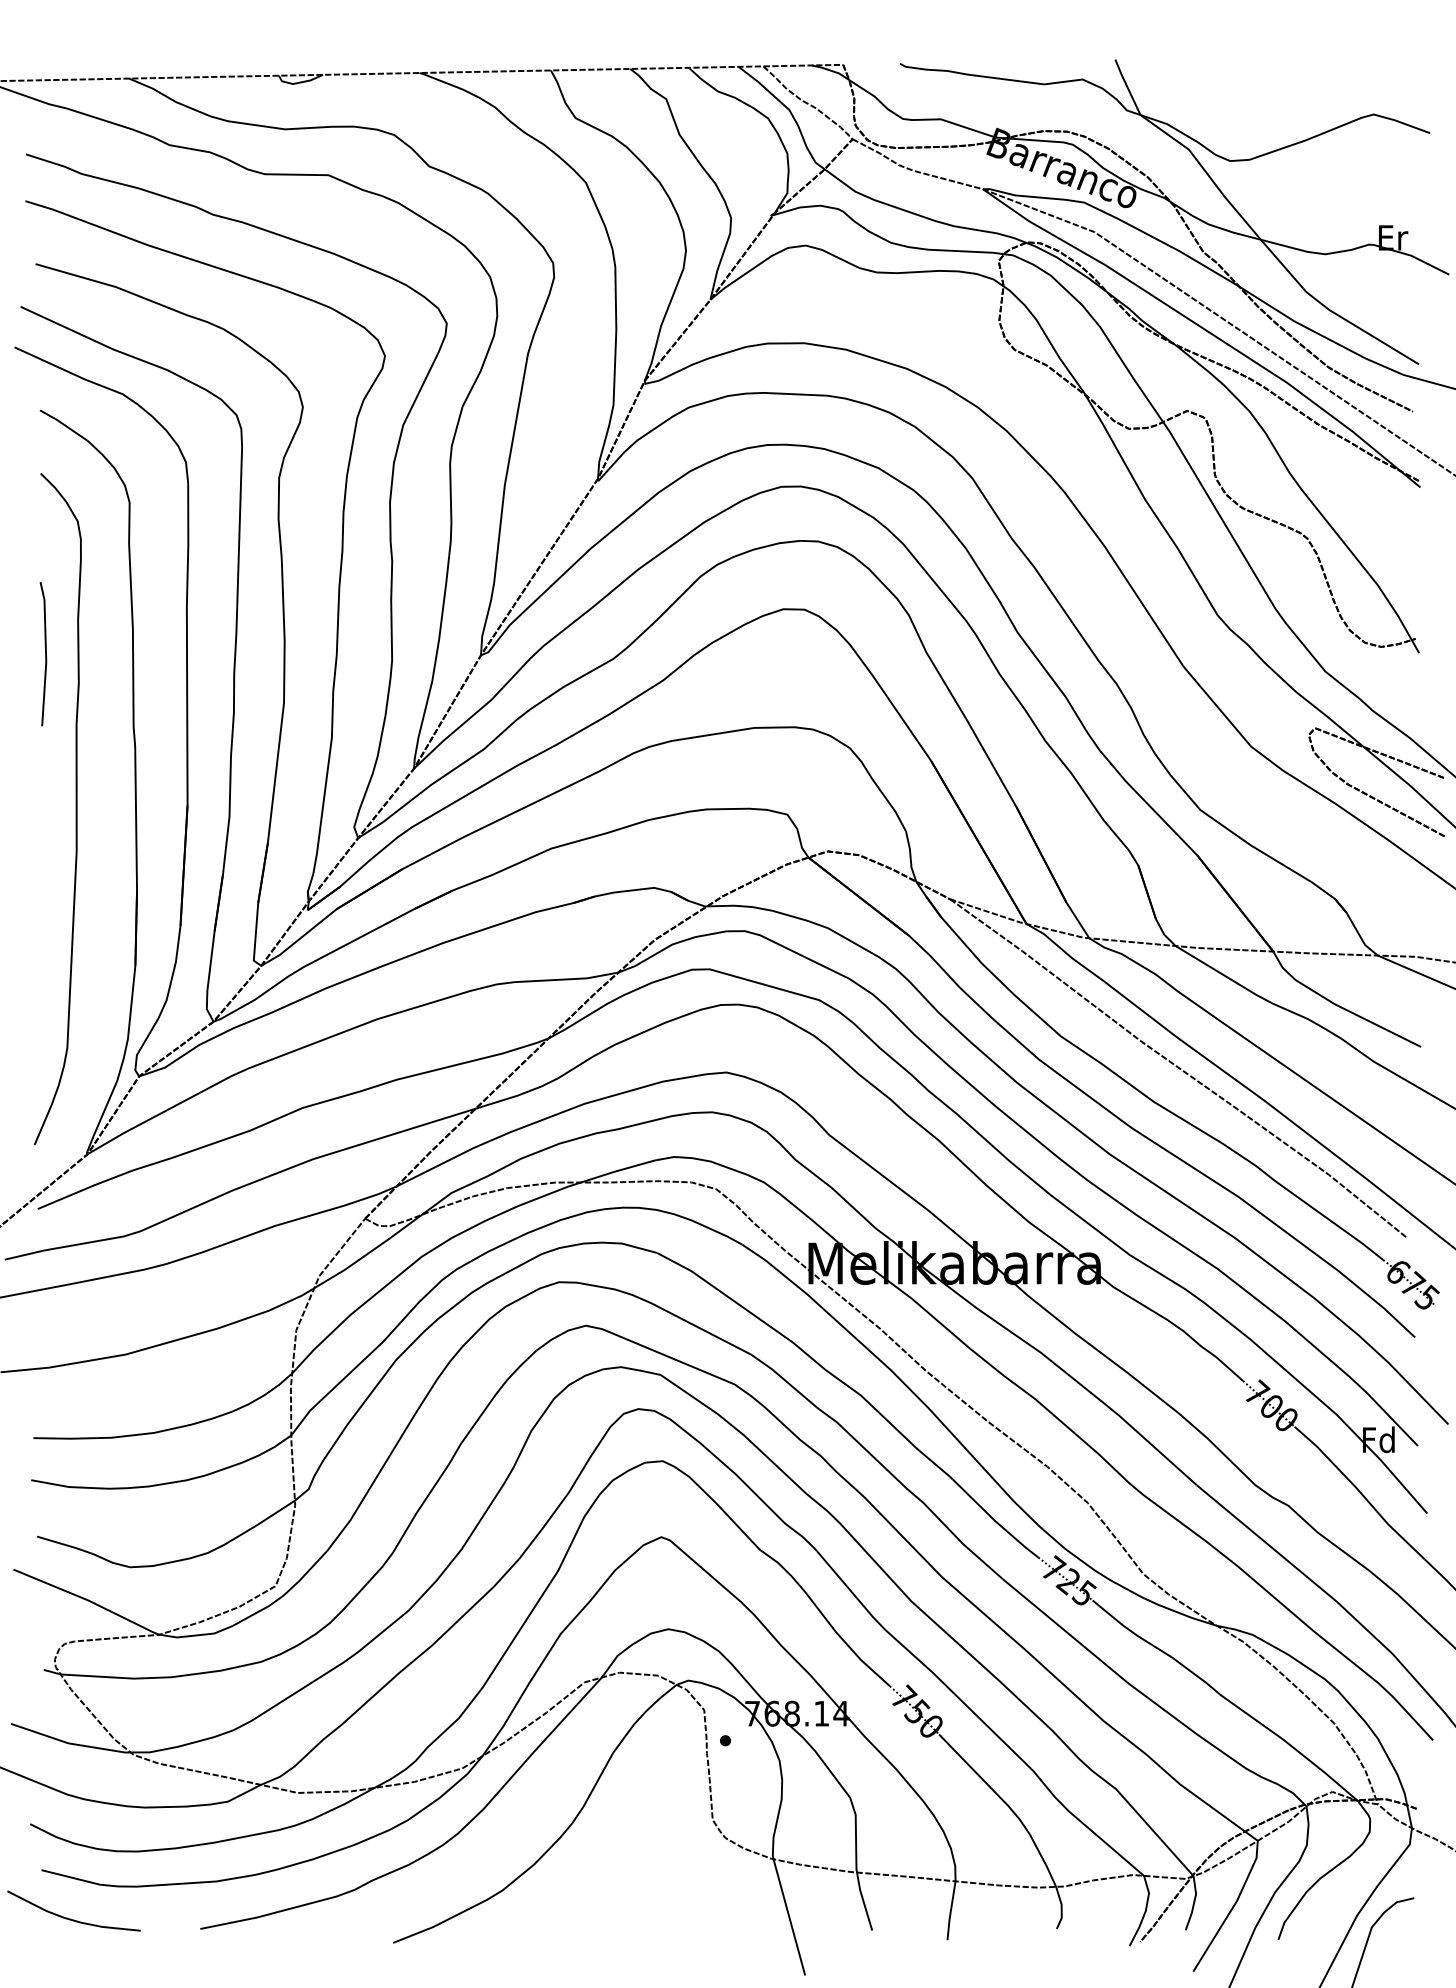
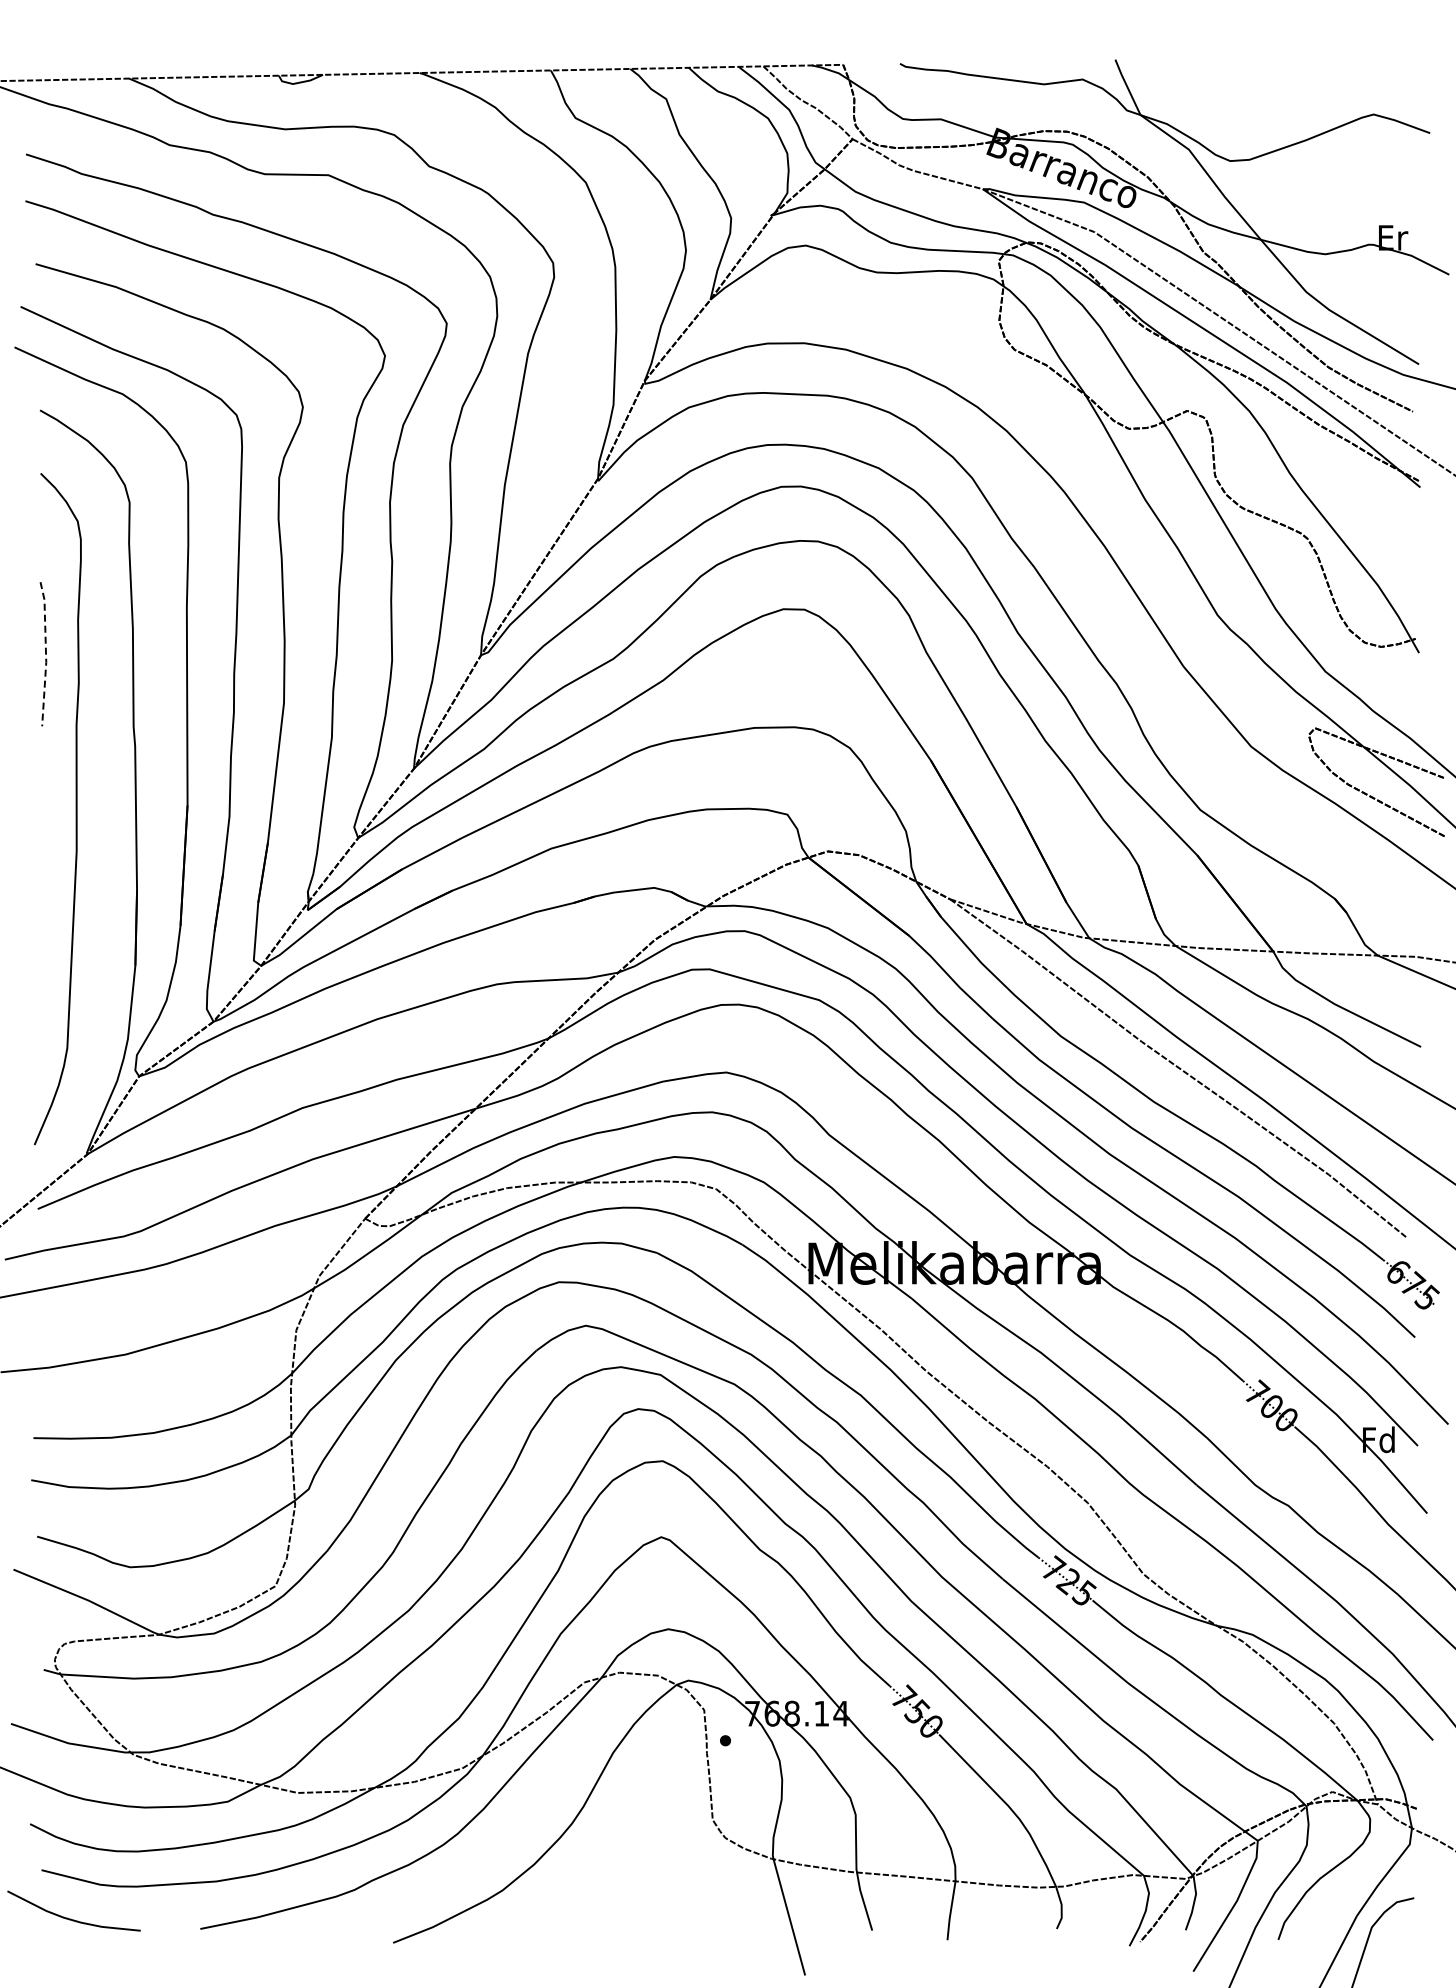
line: solid -> dashed (46, 654)
